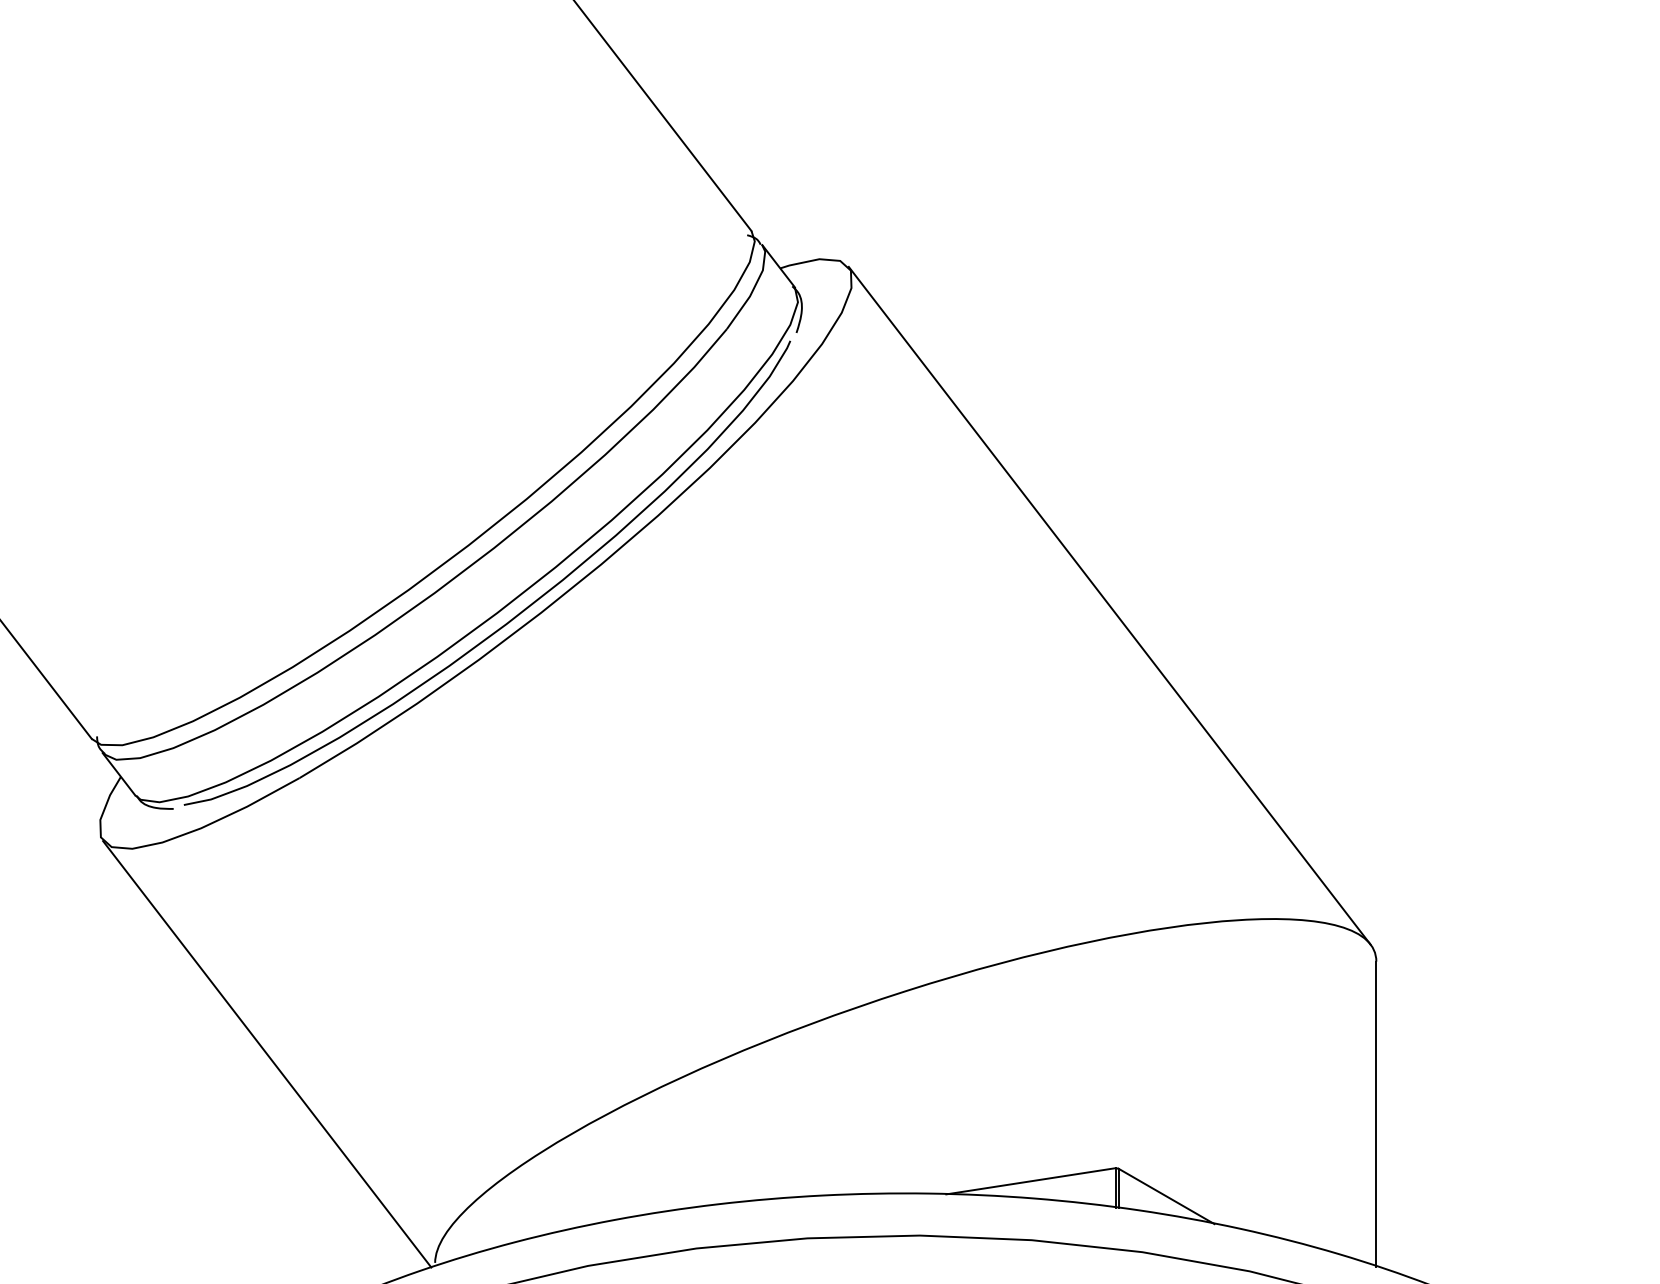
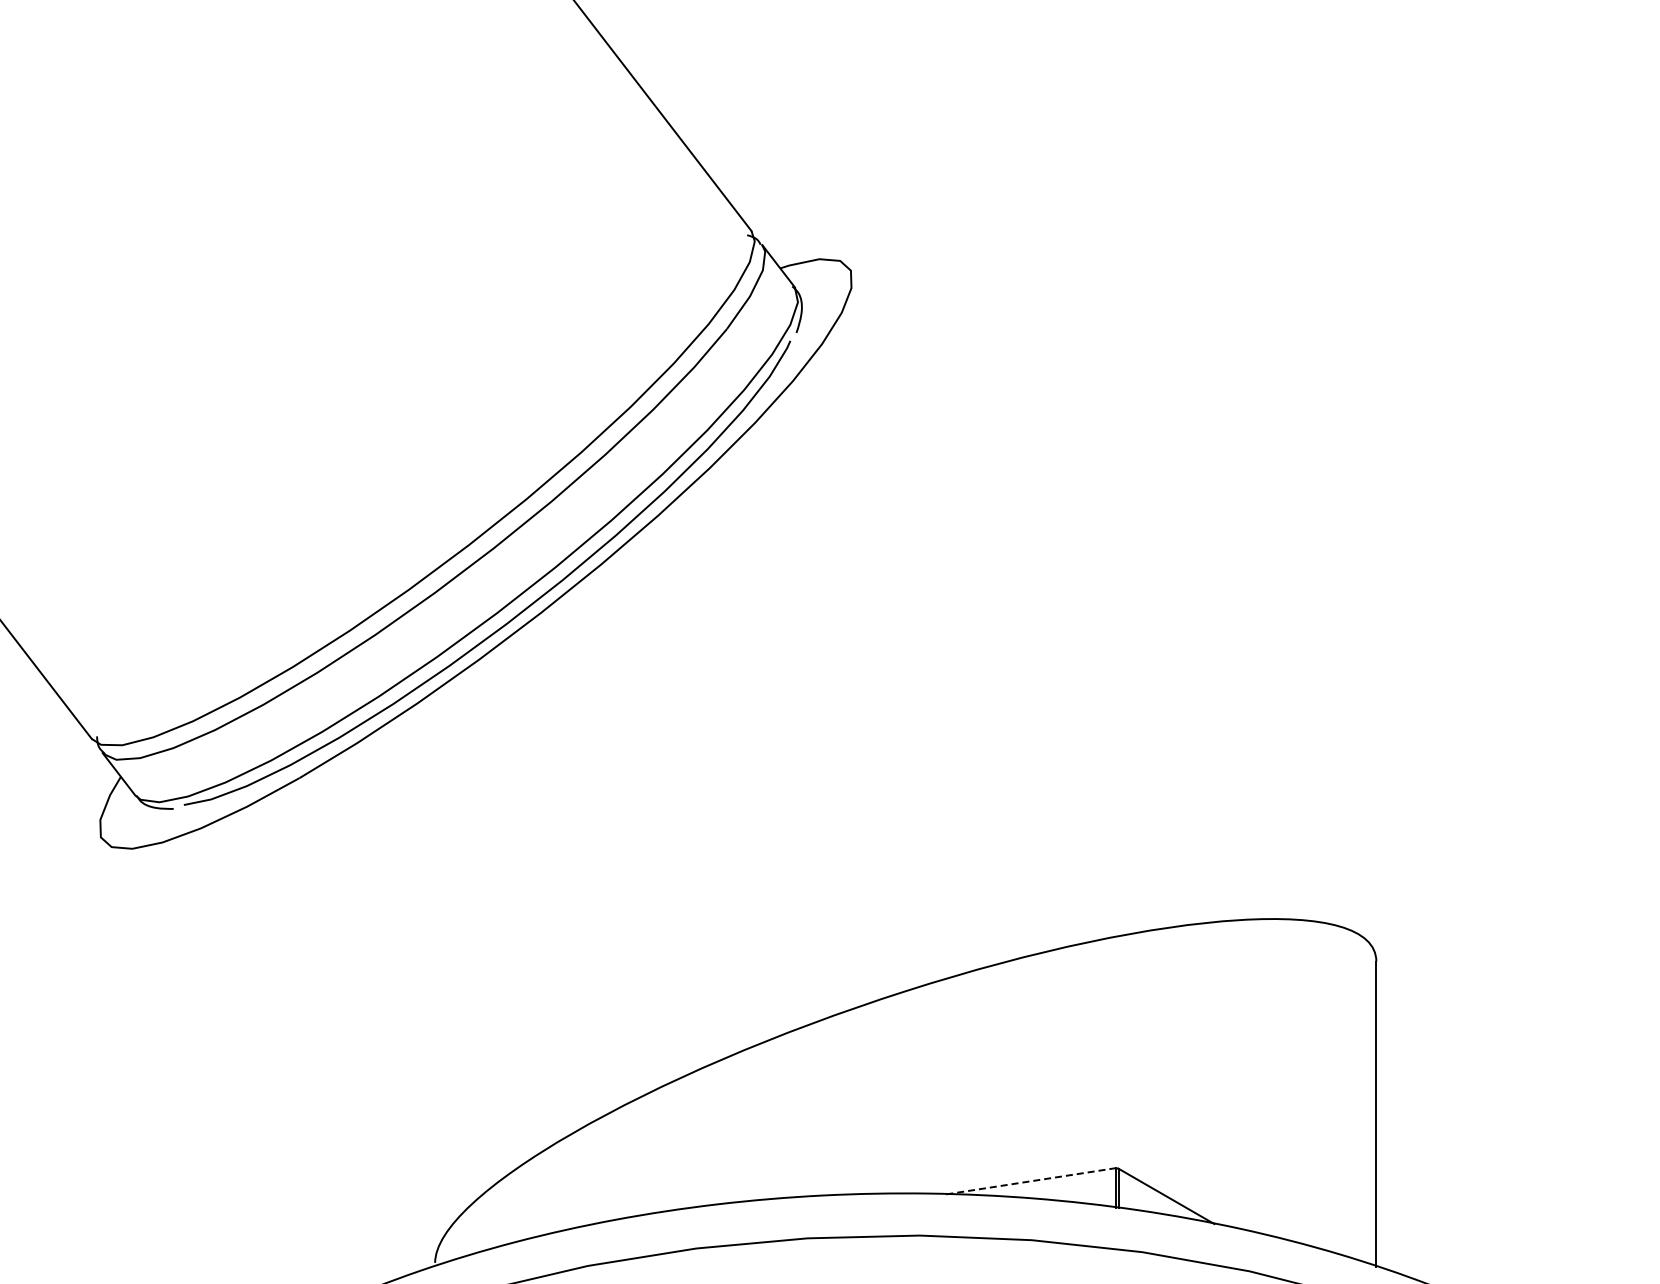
line: present -> none (1109, 605)
line: present -> none (267, 1054)
line: solid -> dashed (1030, 1181)
